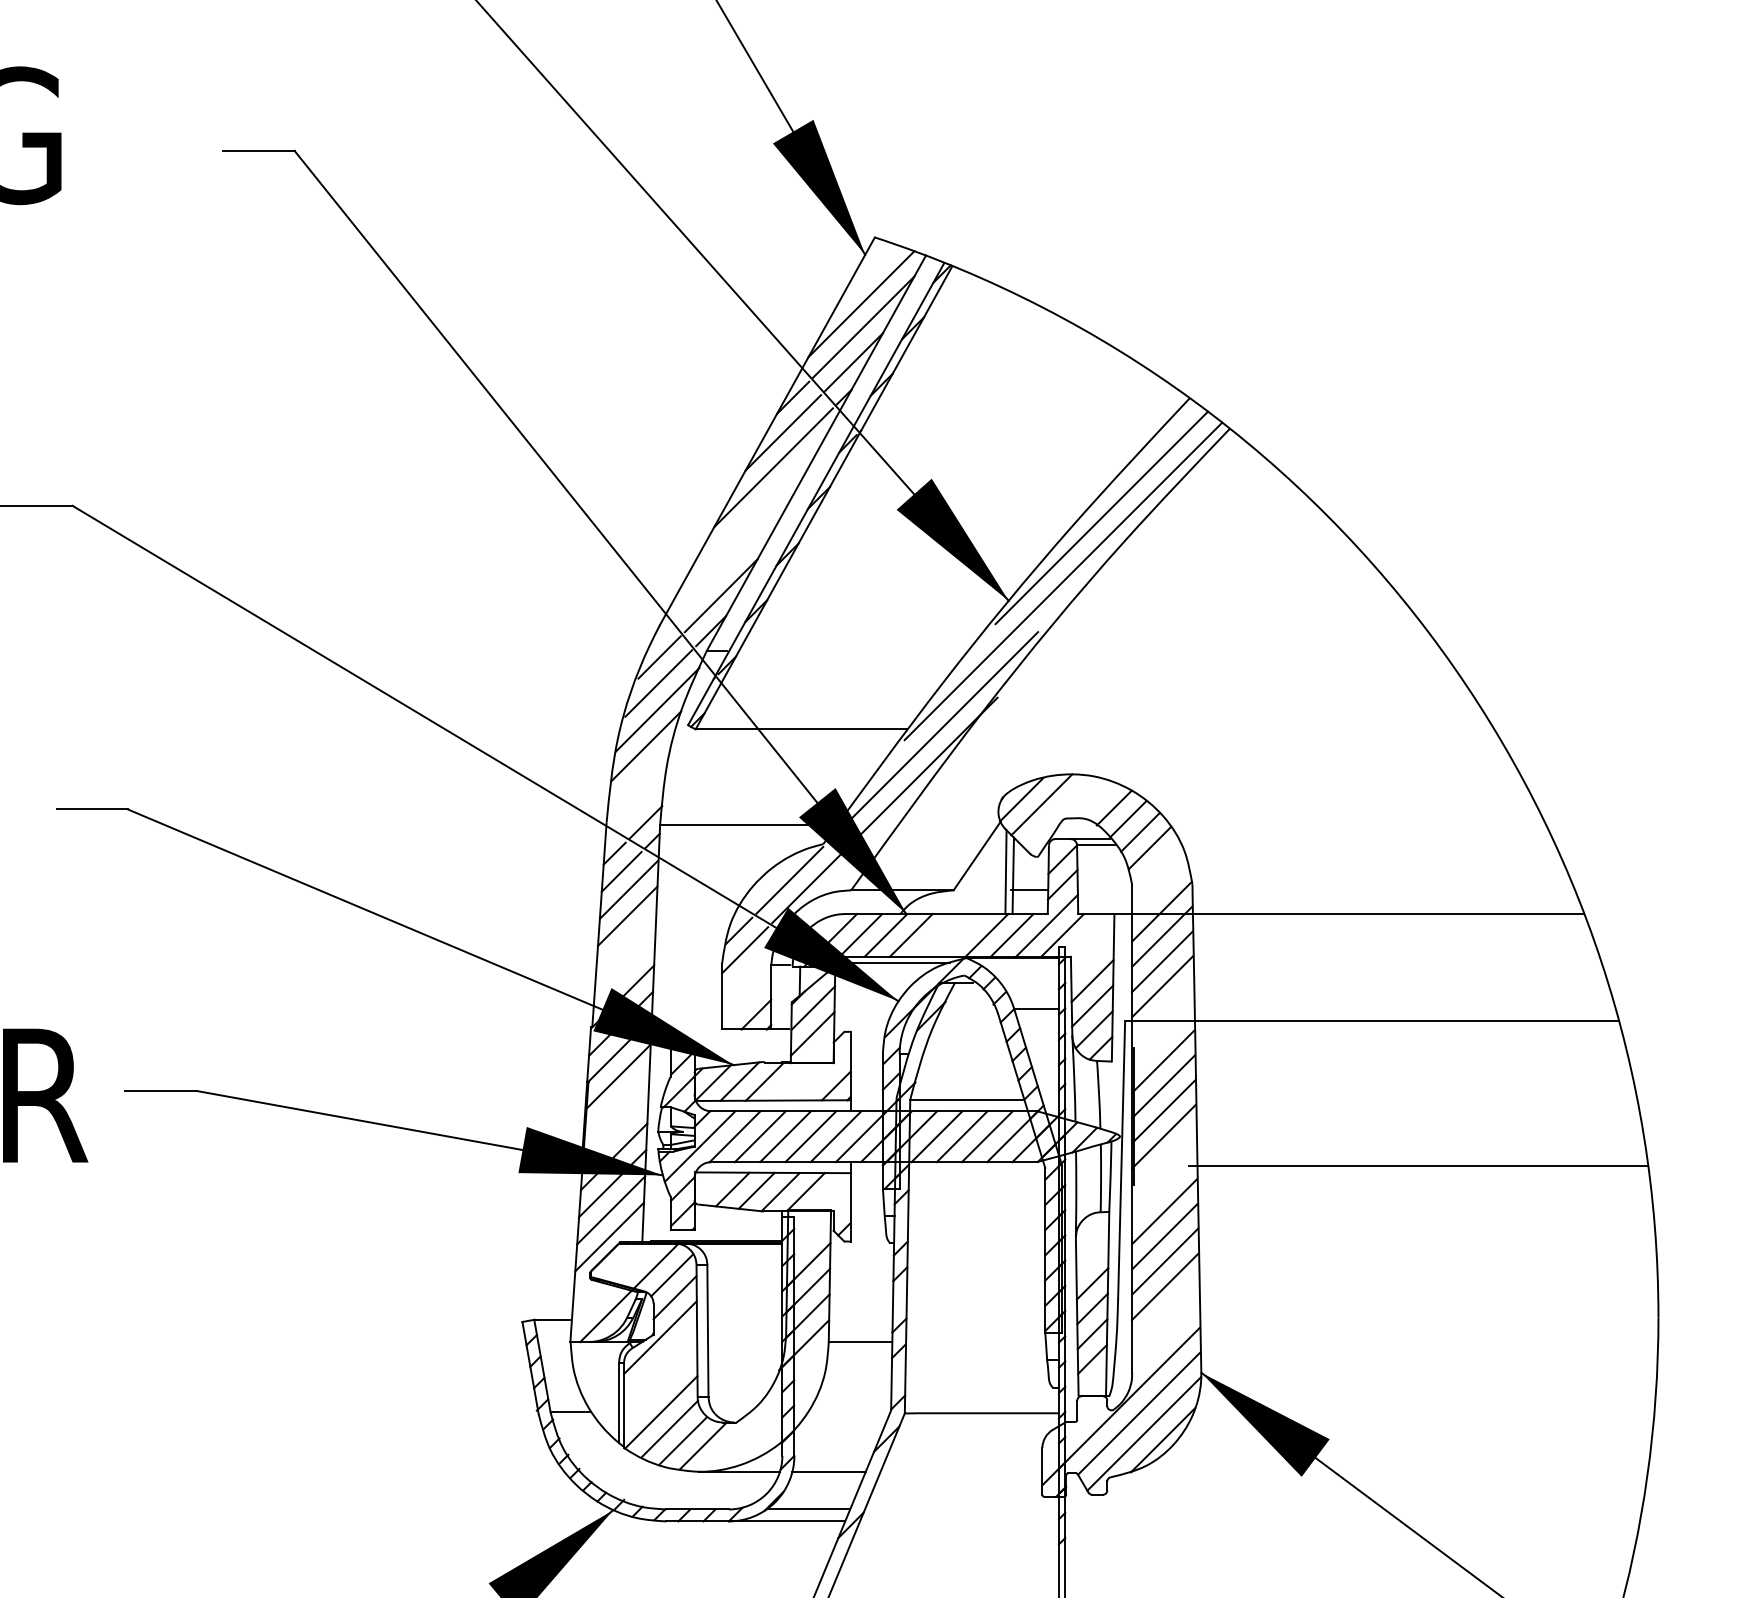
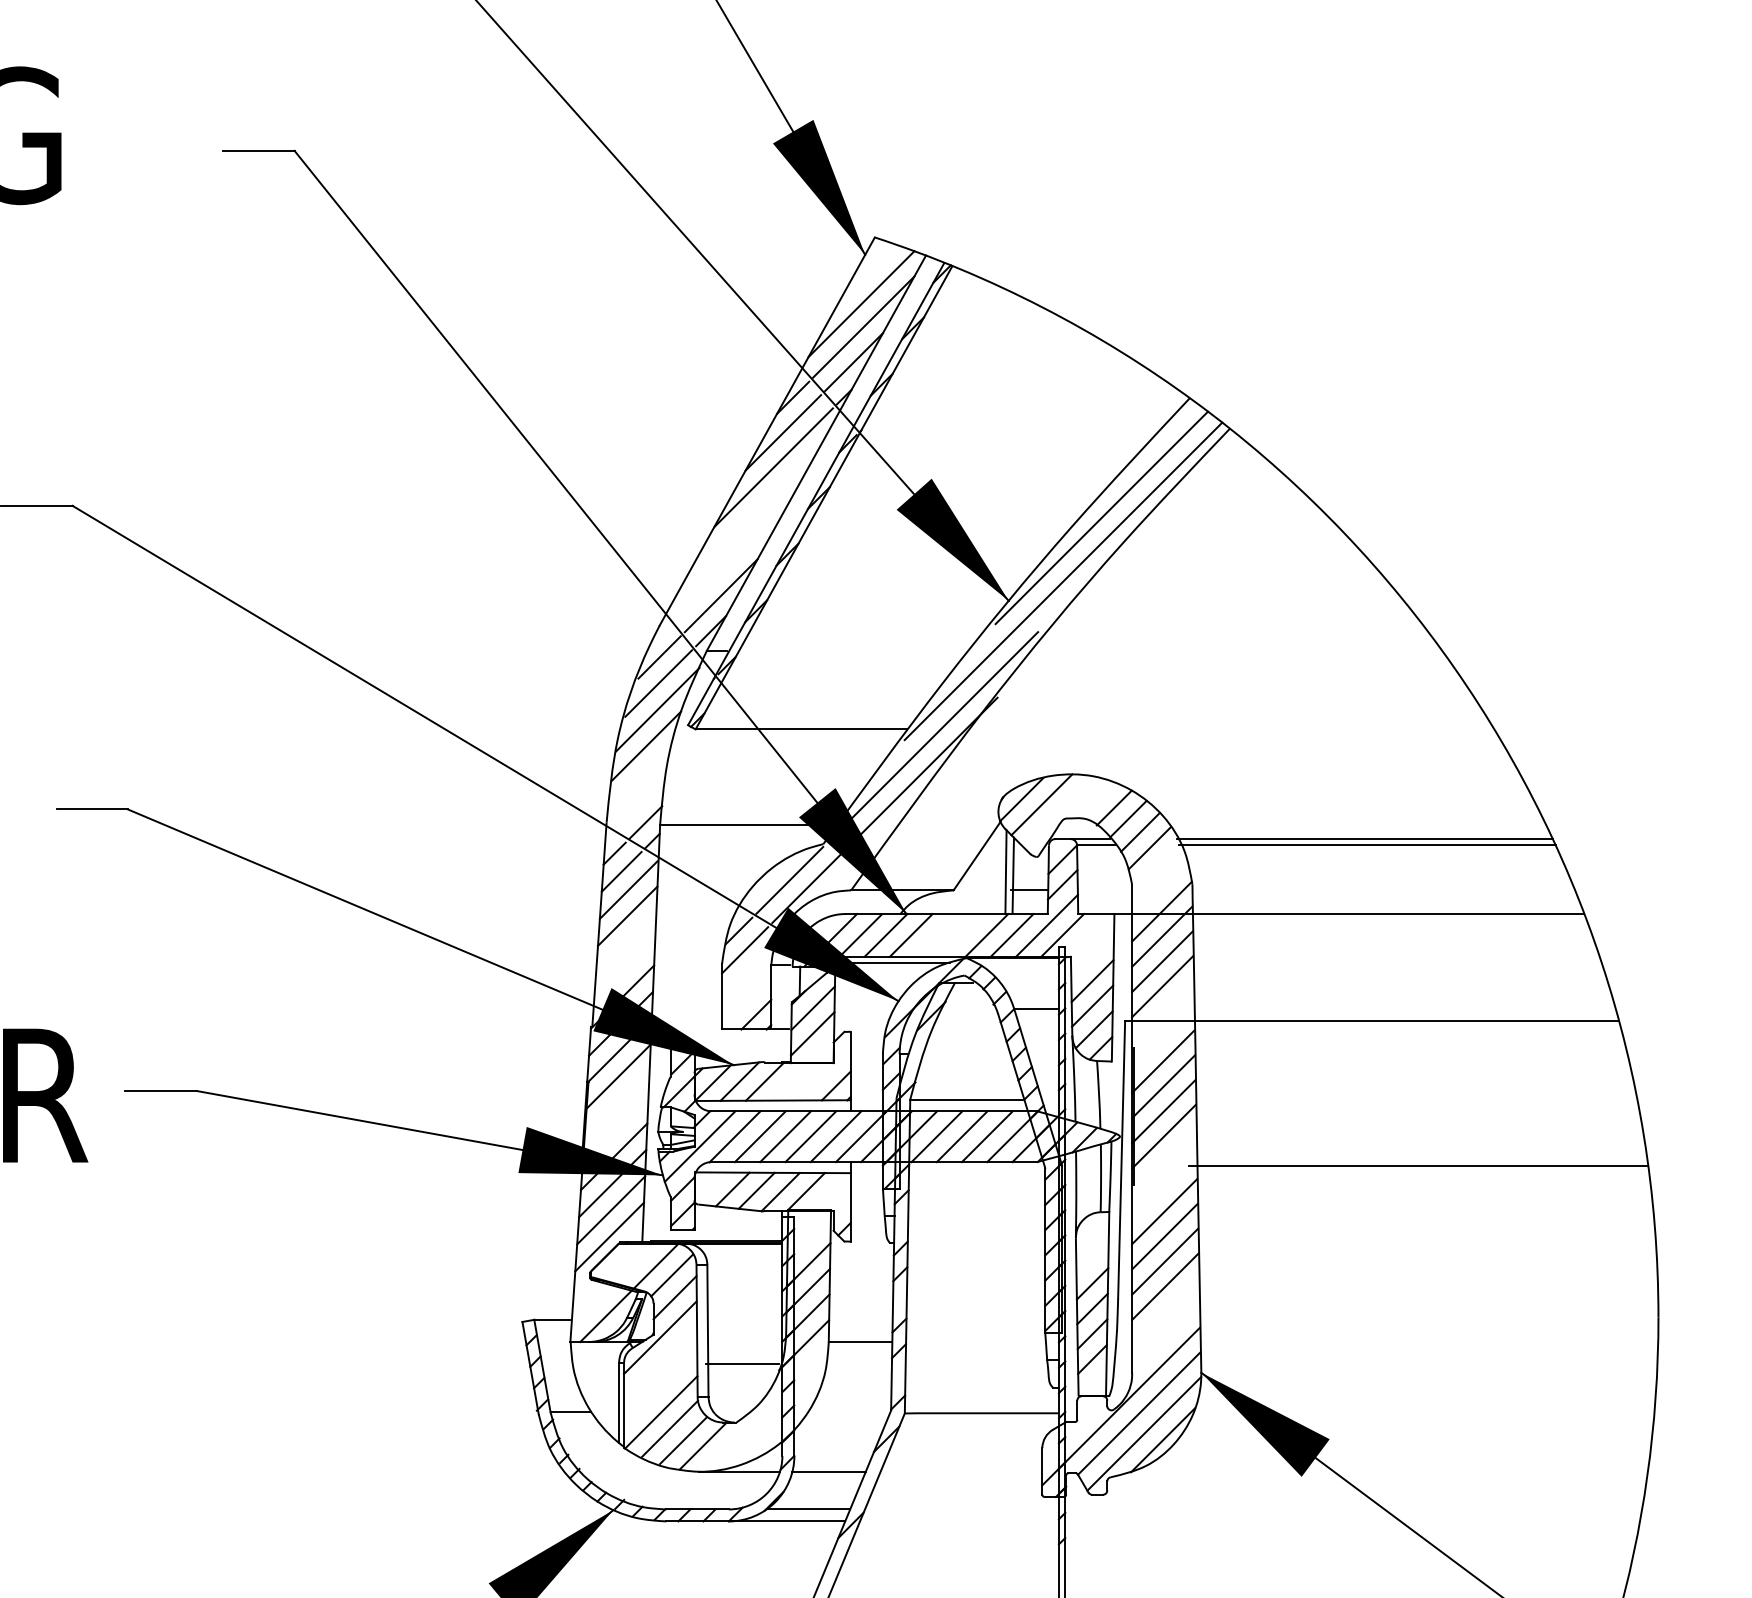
line: none -> present (1364, 839)
line: none -> present (1367, 845)
line: none -> present (741, 1364)
